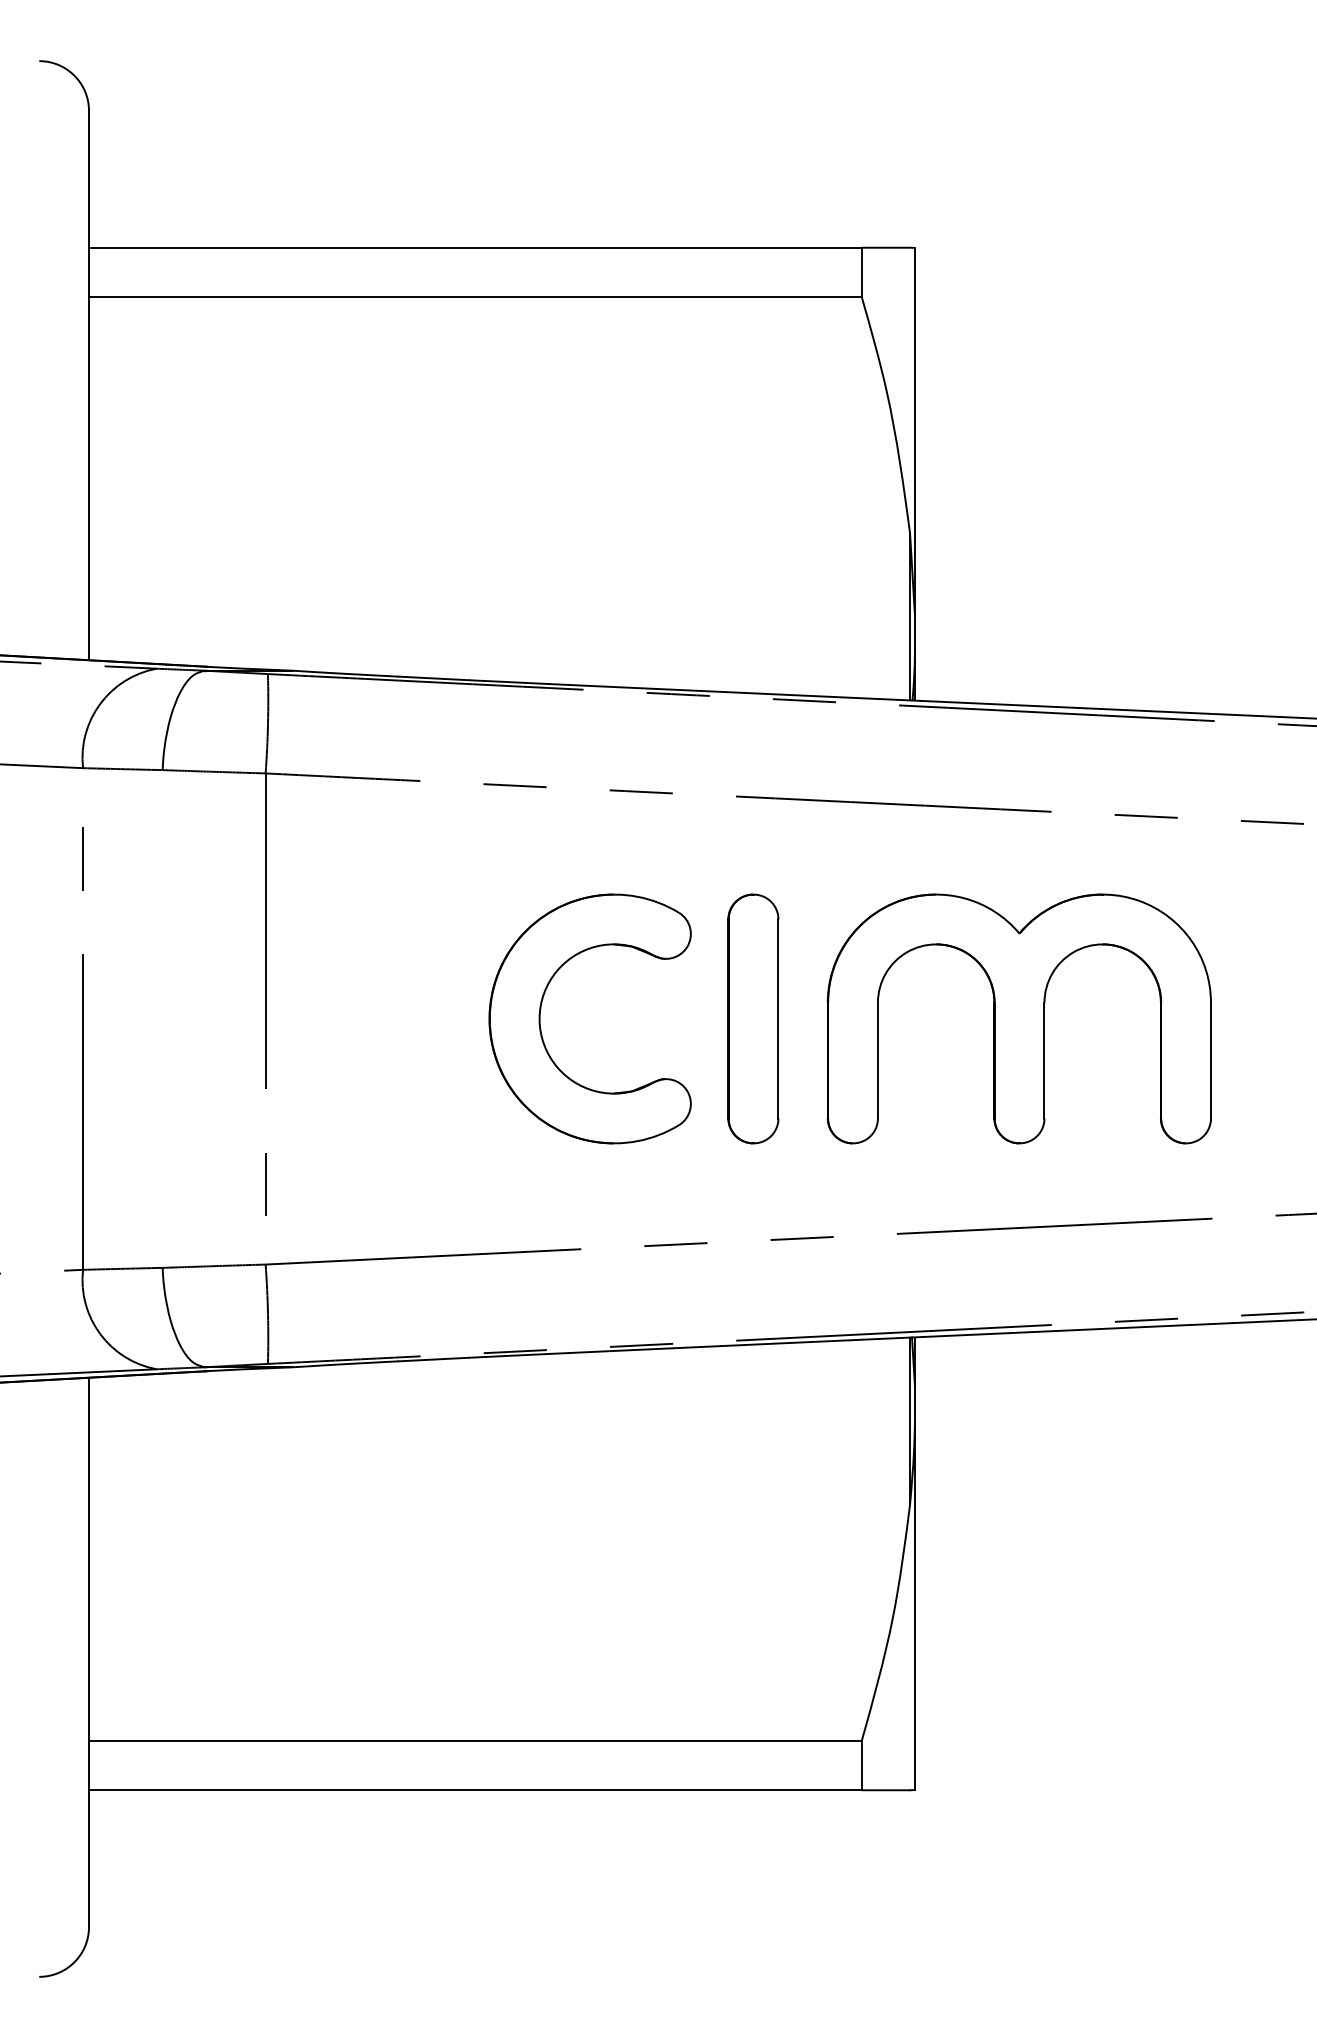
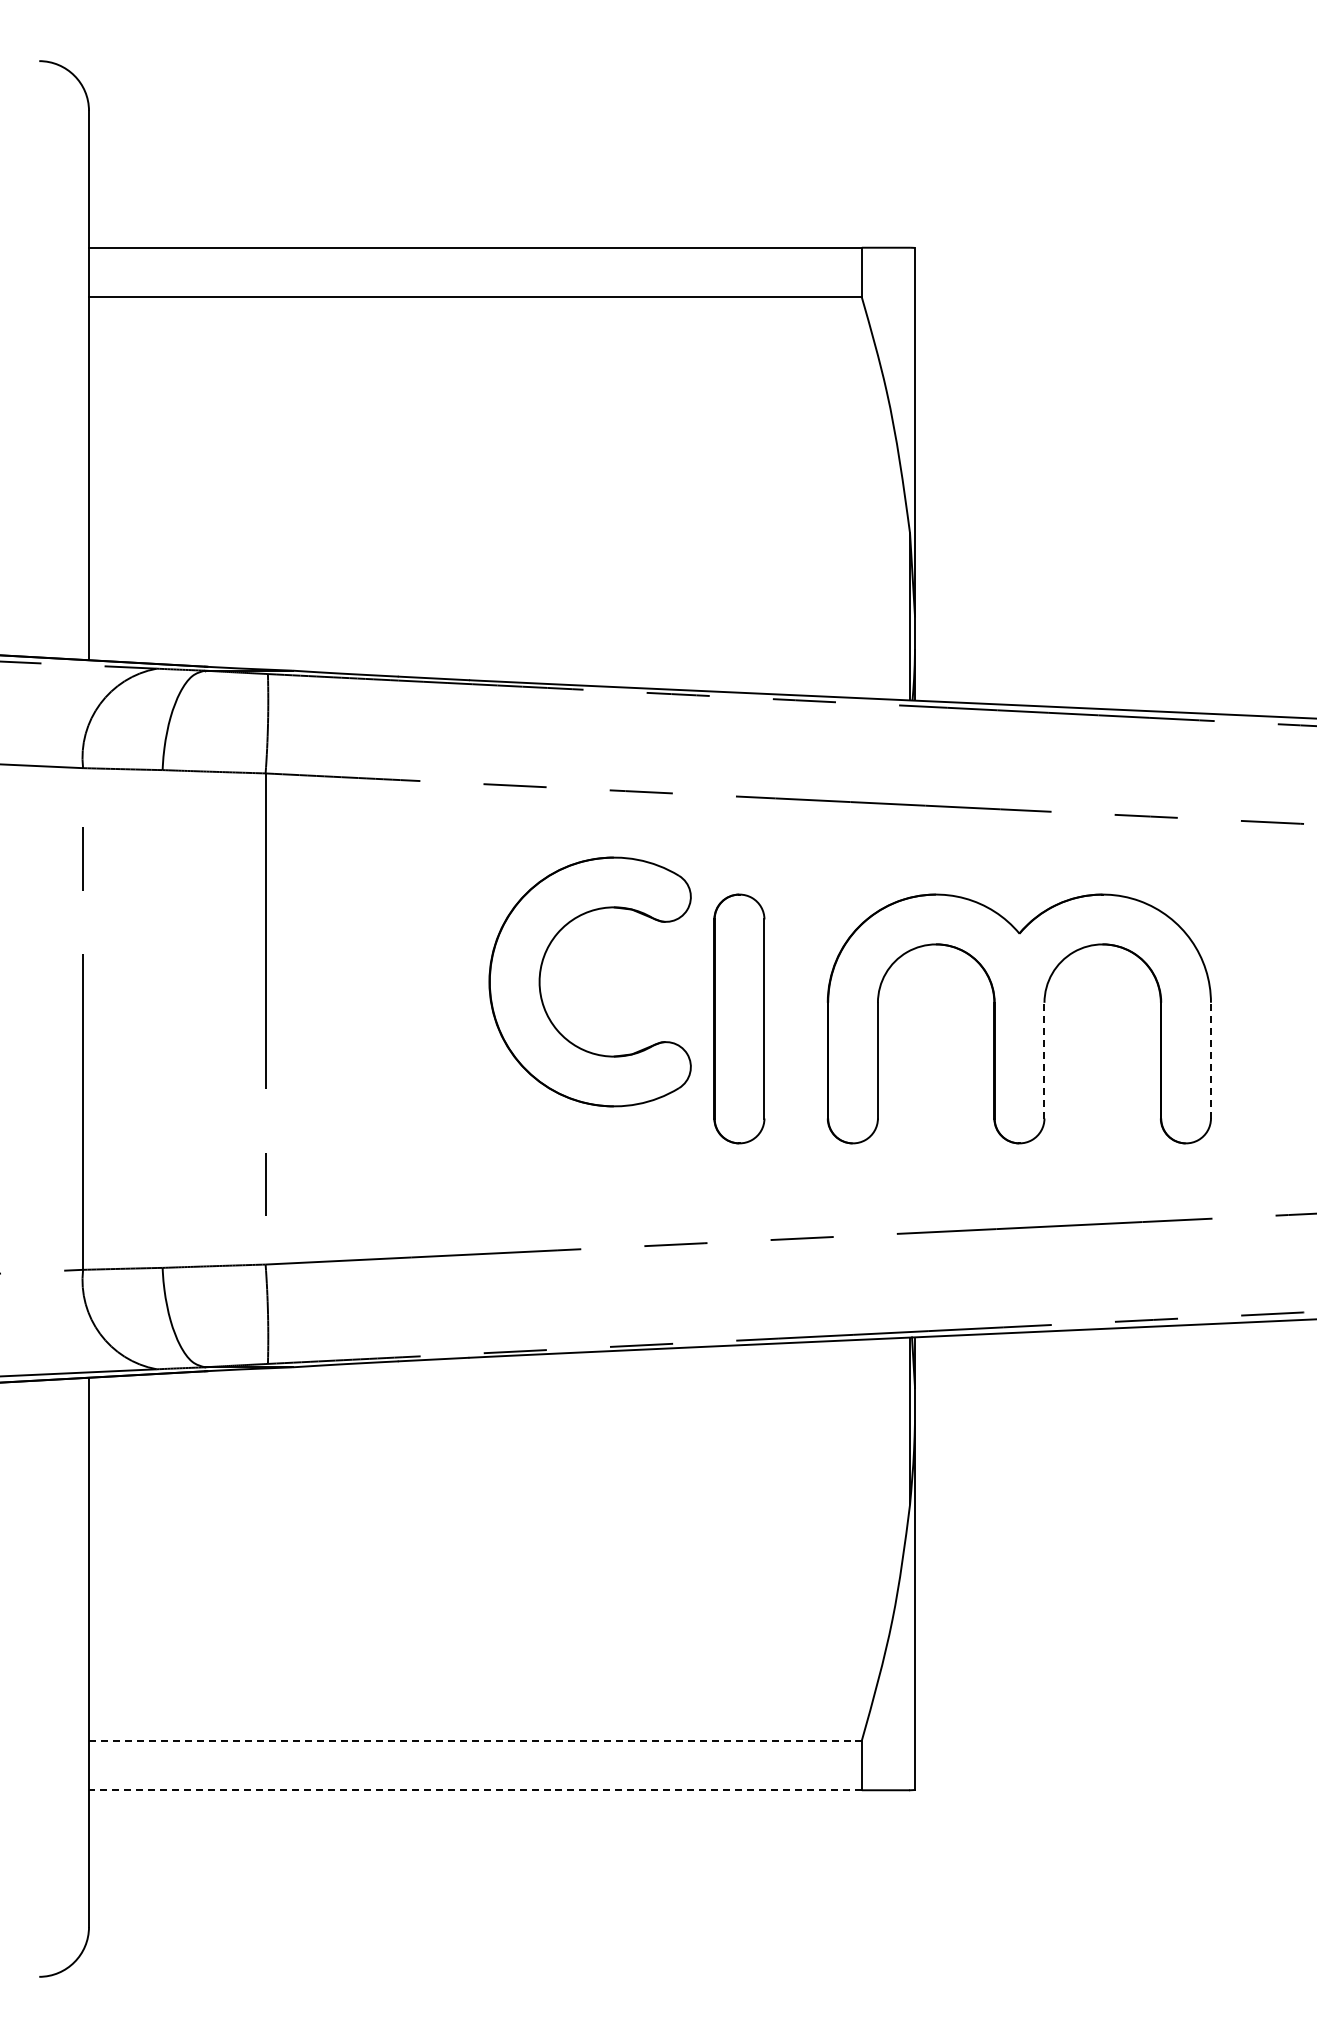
part position: (541, 1009) -> (541, 972) (541, 972)
part position: (753, 1018) -> (739, 1018) (739, 1018)
line: solid -> dashed (1044, 1060)
line: solid -> dashed (1210, 1060)
line: solid -> dashed (475, 1740)
line: solid -> dashed (474, 1790)
